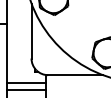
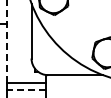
line: solid -> dashed (7, 41)
line: solid -> dashed (26, 90)
